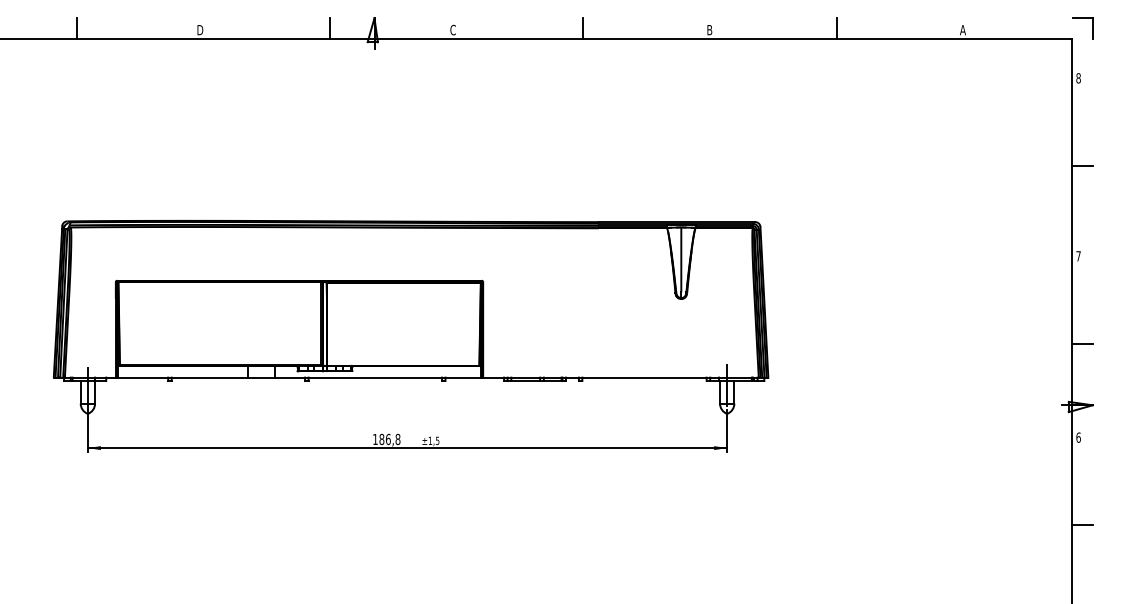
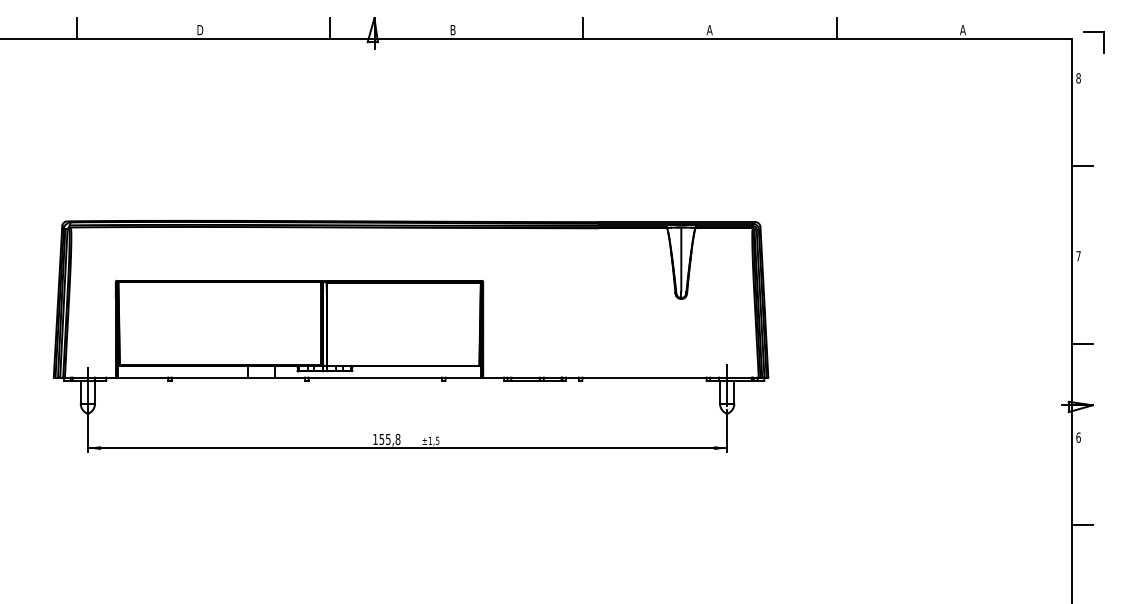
part position: (1082, 18) -> (1093, 32) (1093, 32)
text: C -> B (452, 29)
text: B -> A (709, 30)
text: 186,8 -> 155,8 (384, 439)
